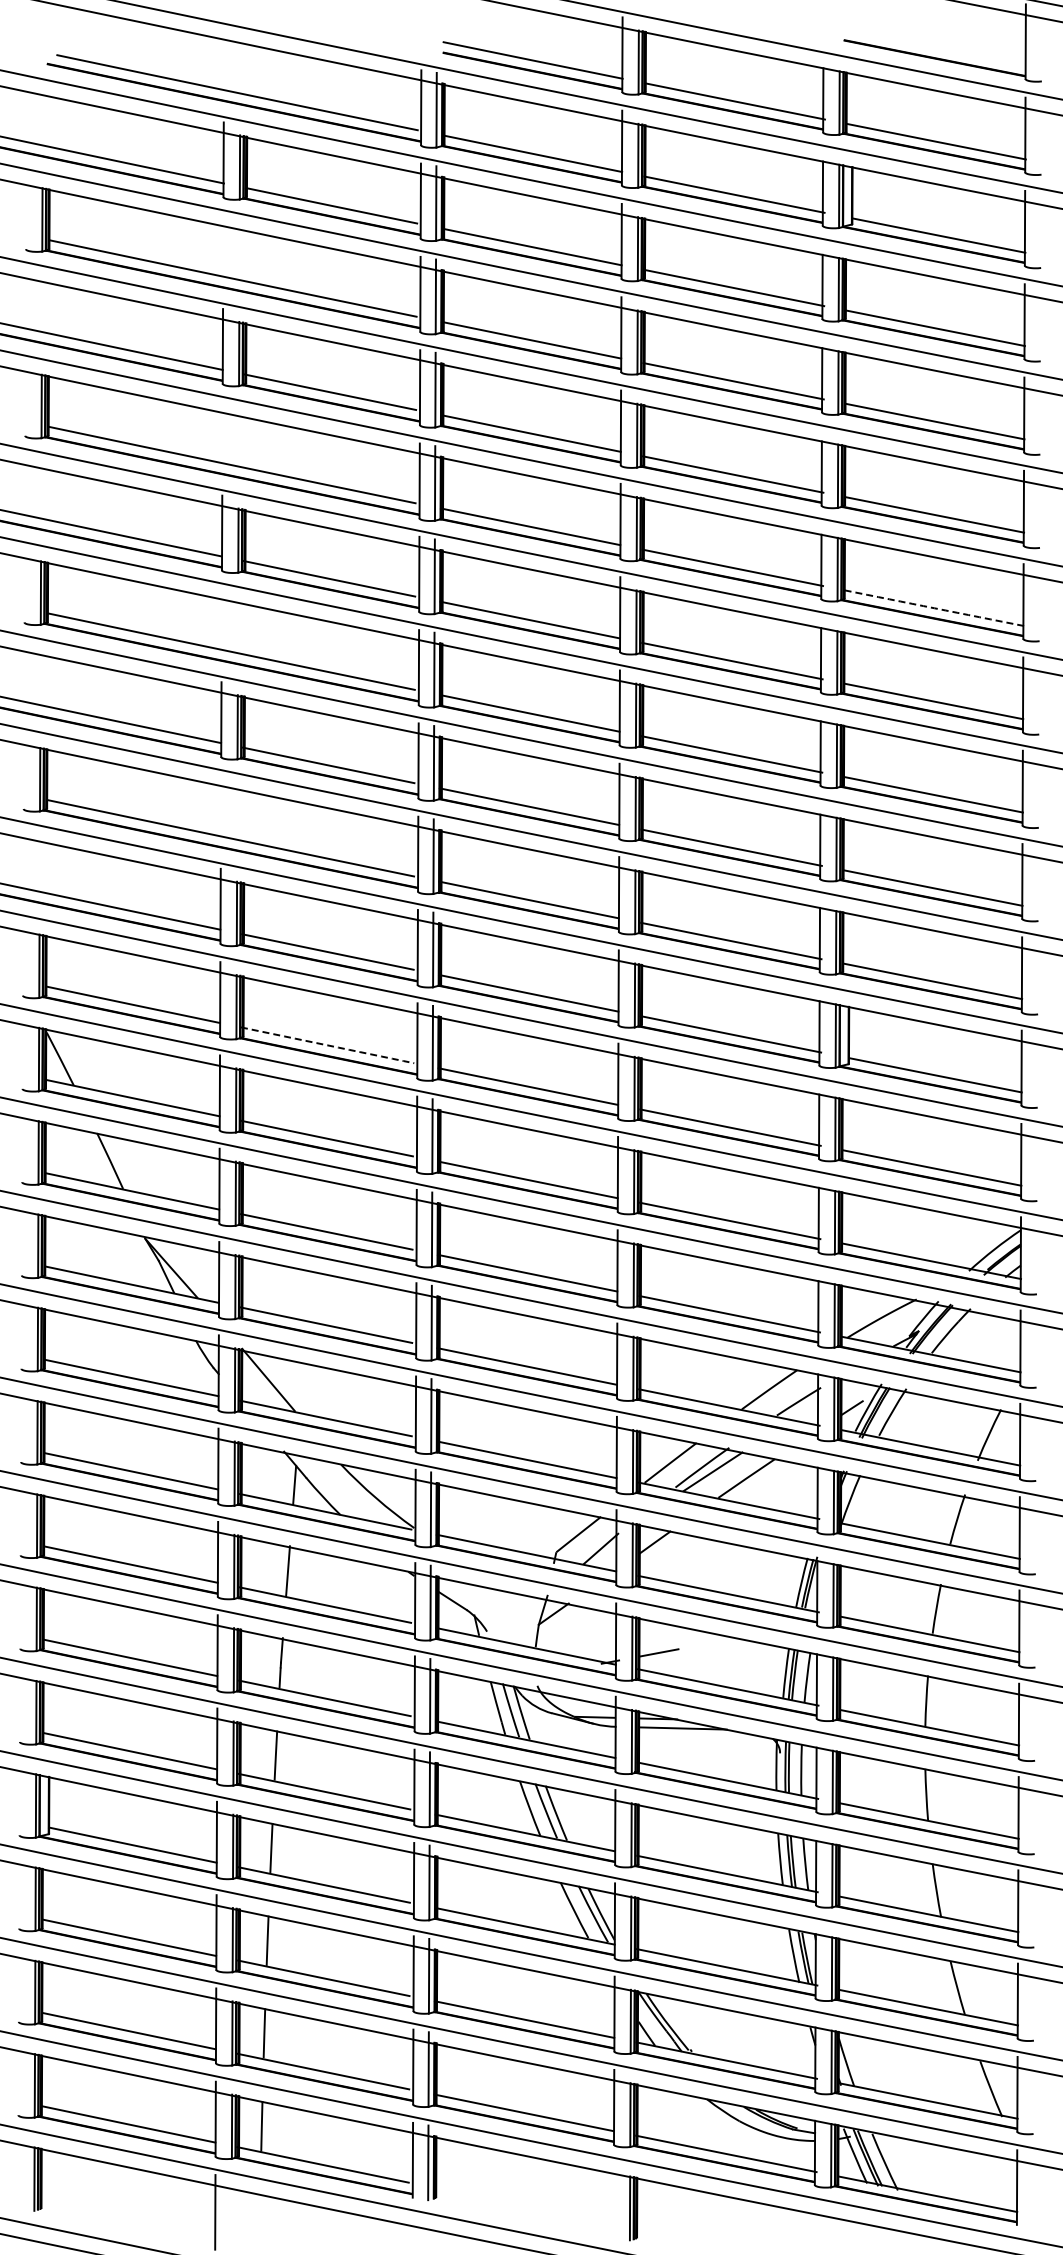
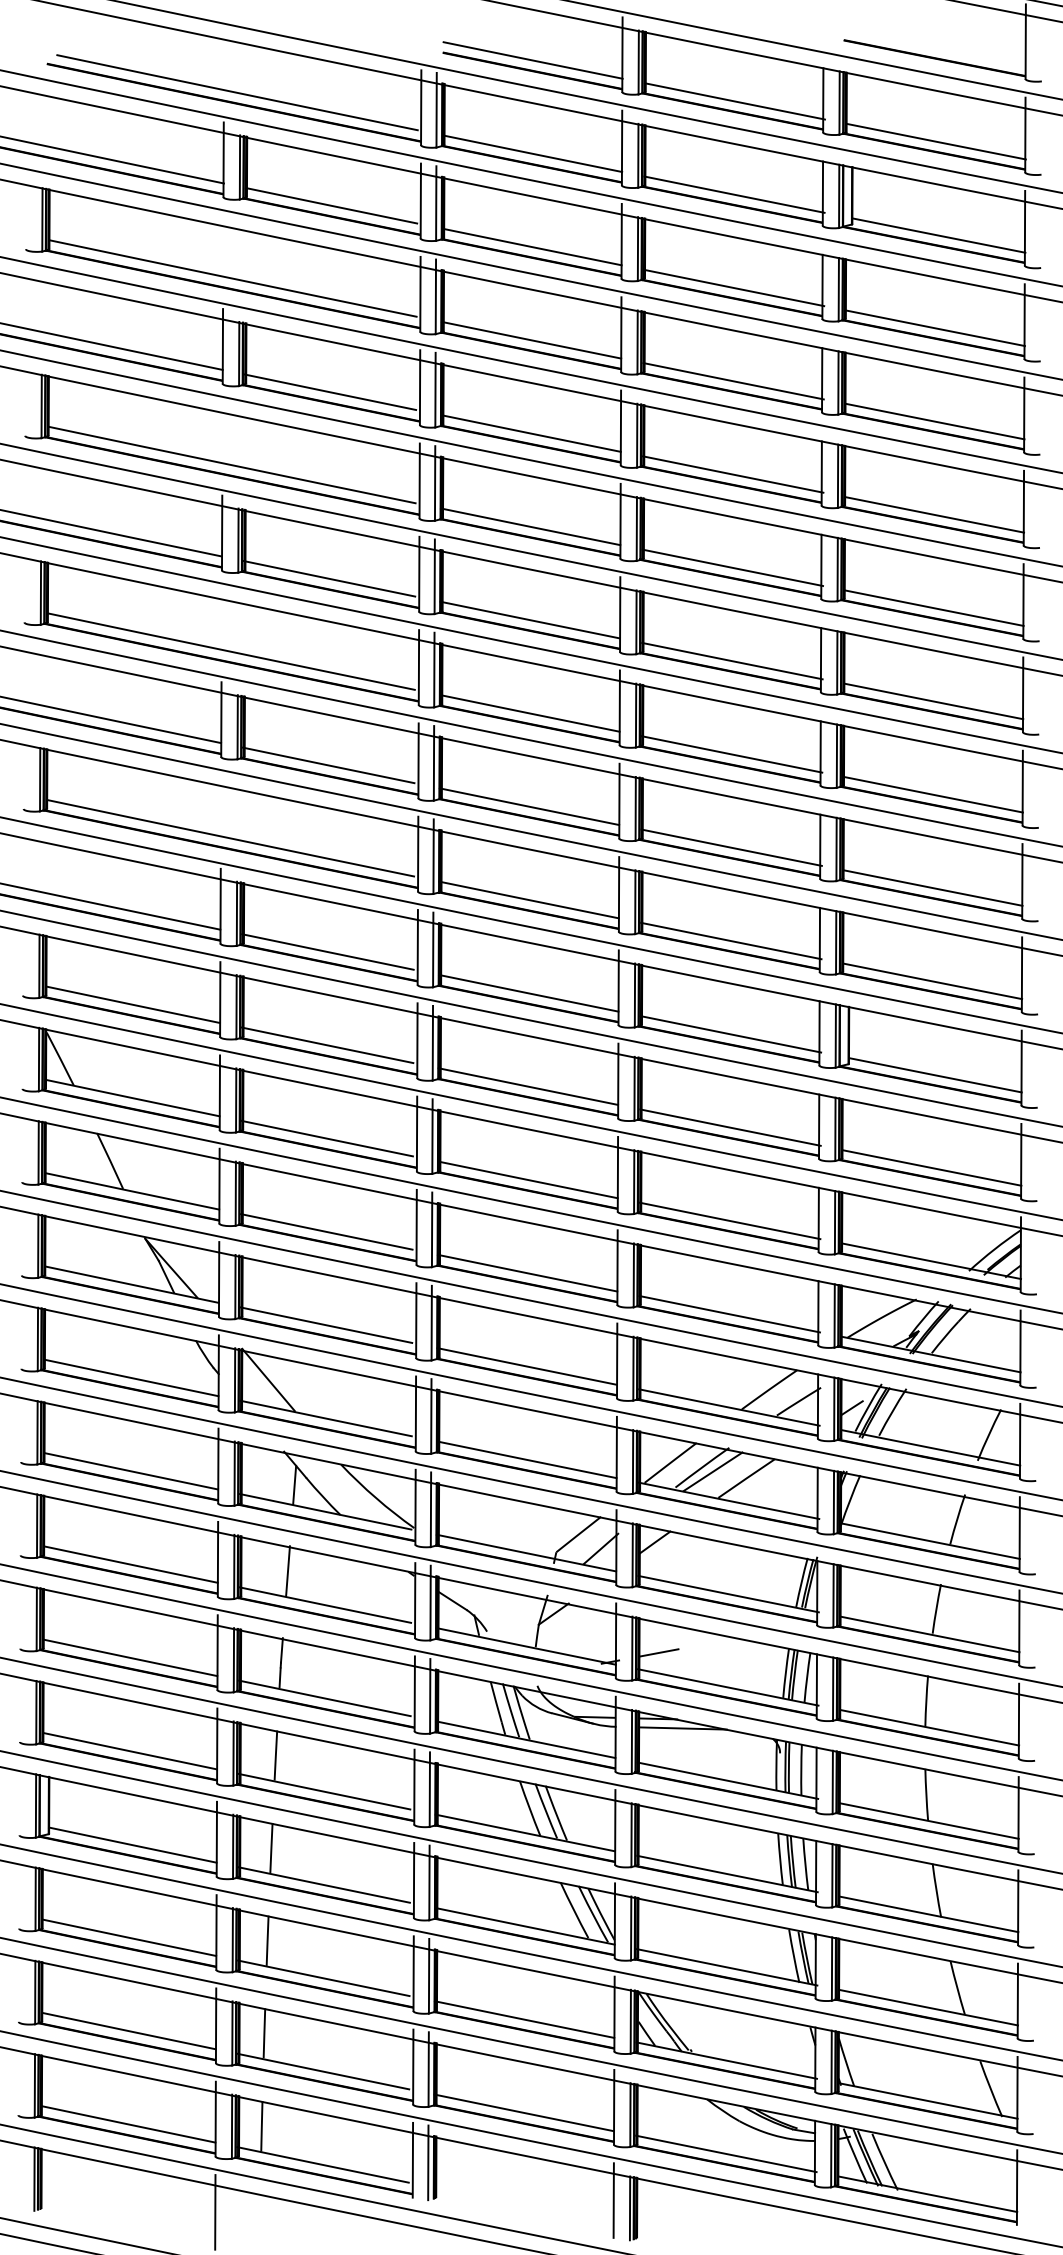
arc: dashed -> solid (934, 608)
arc: dashed -> solid (327, 1045)
line: none -> present (613, 2200)
